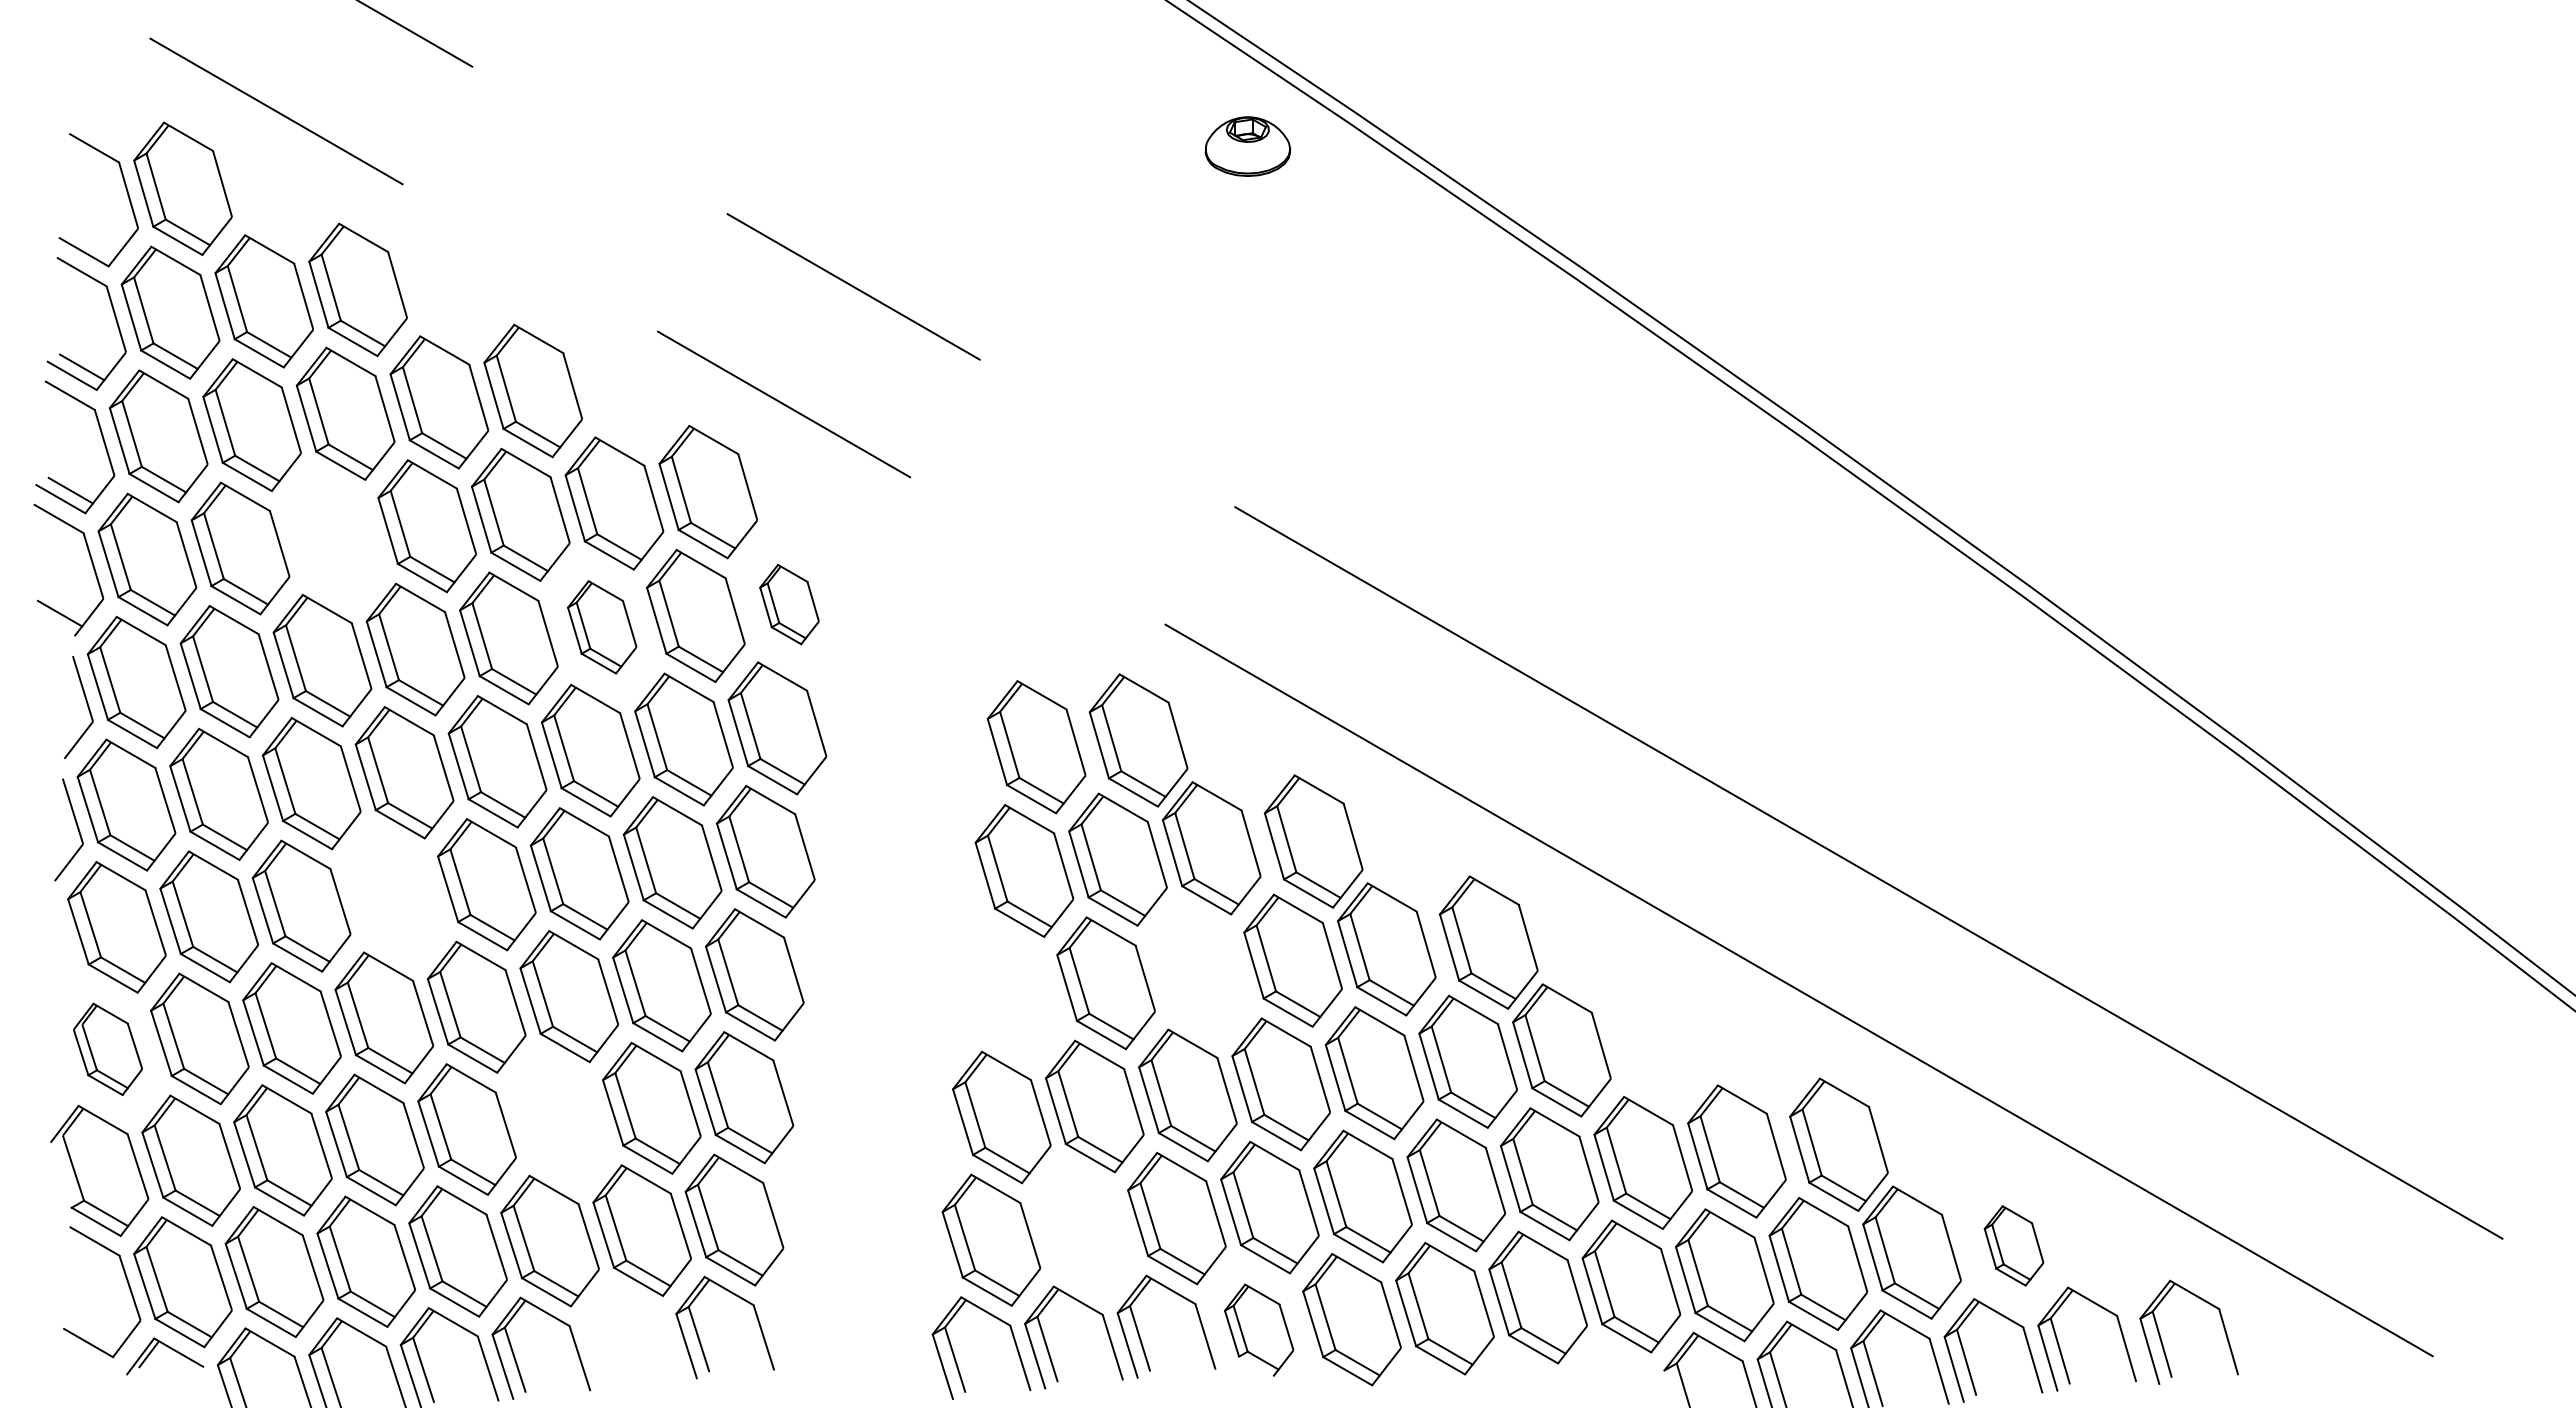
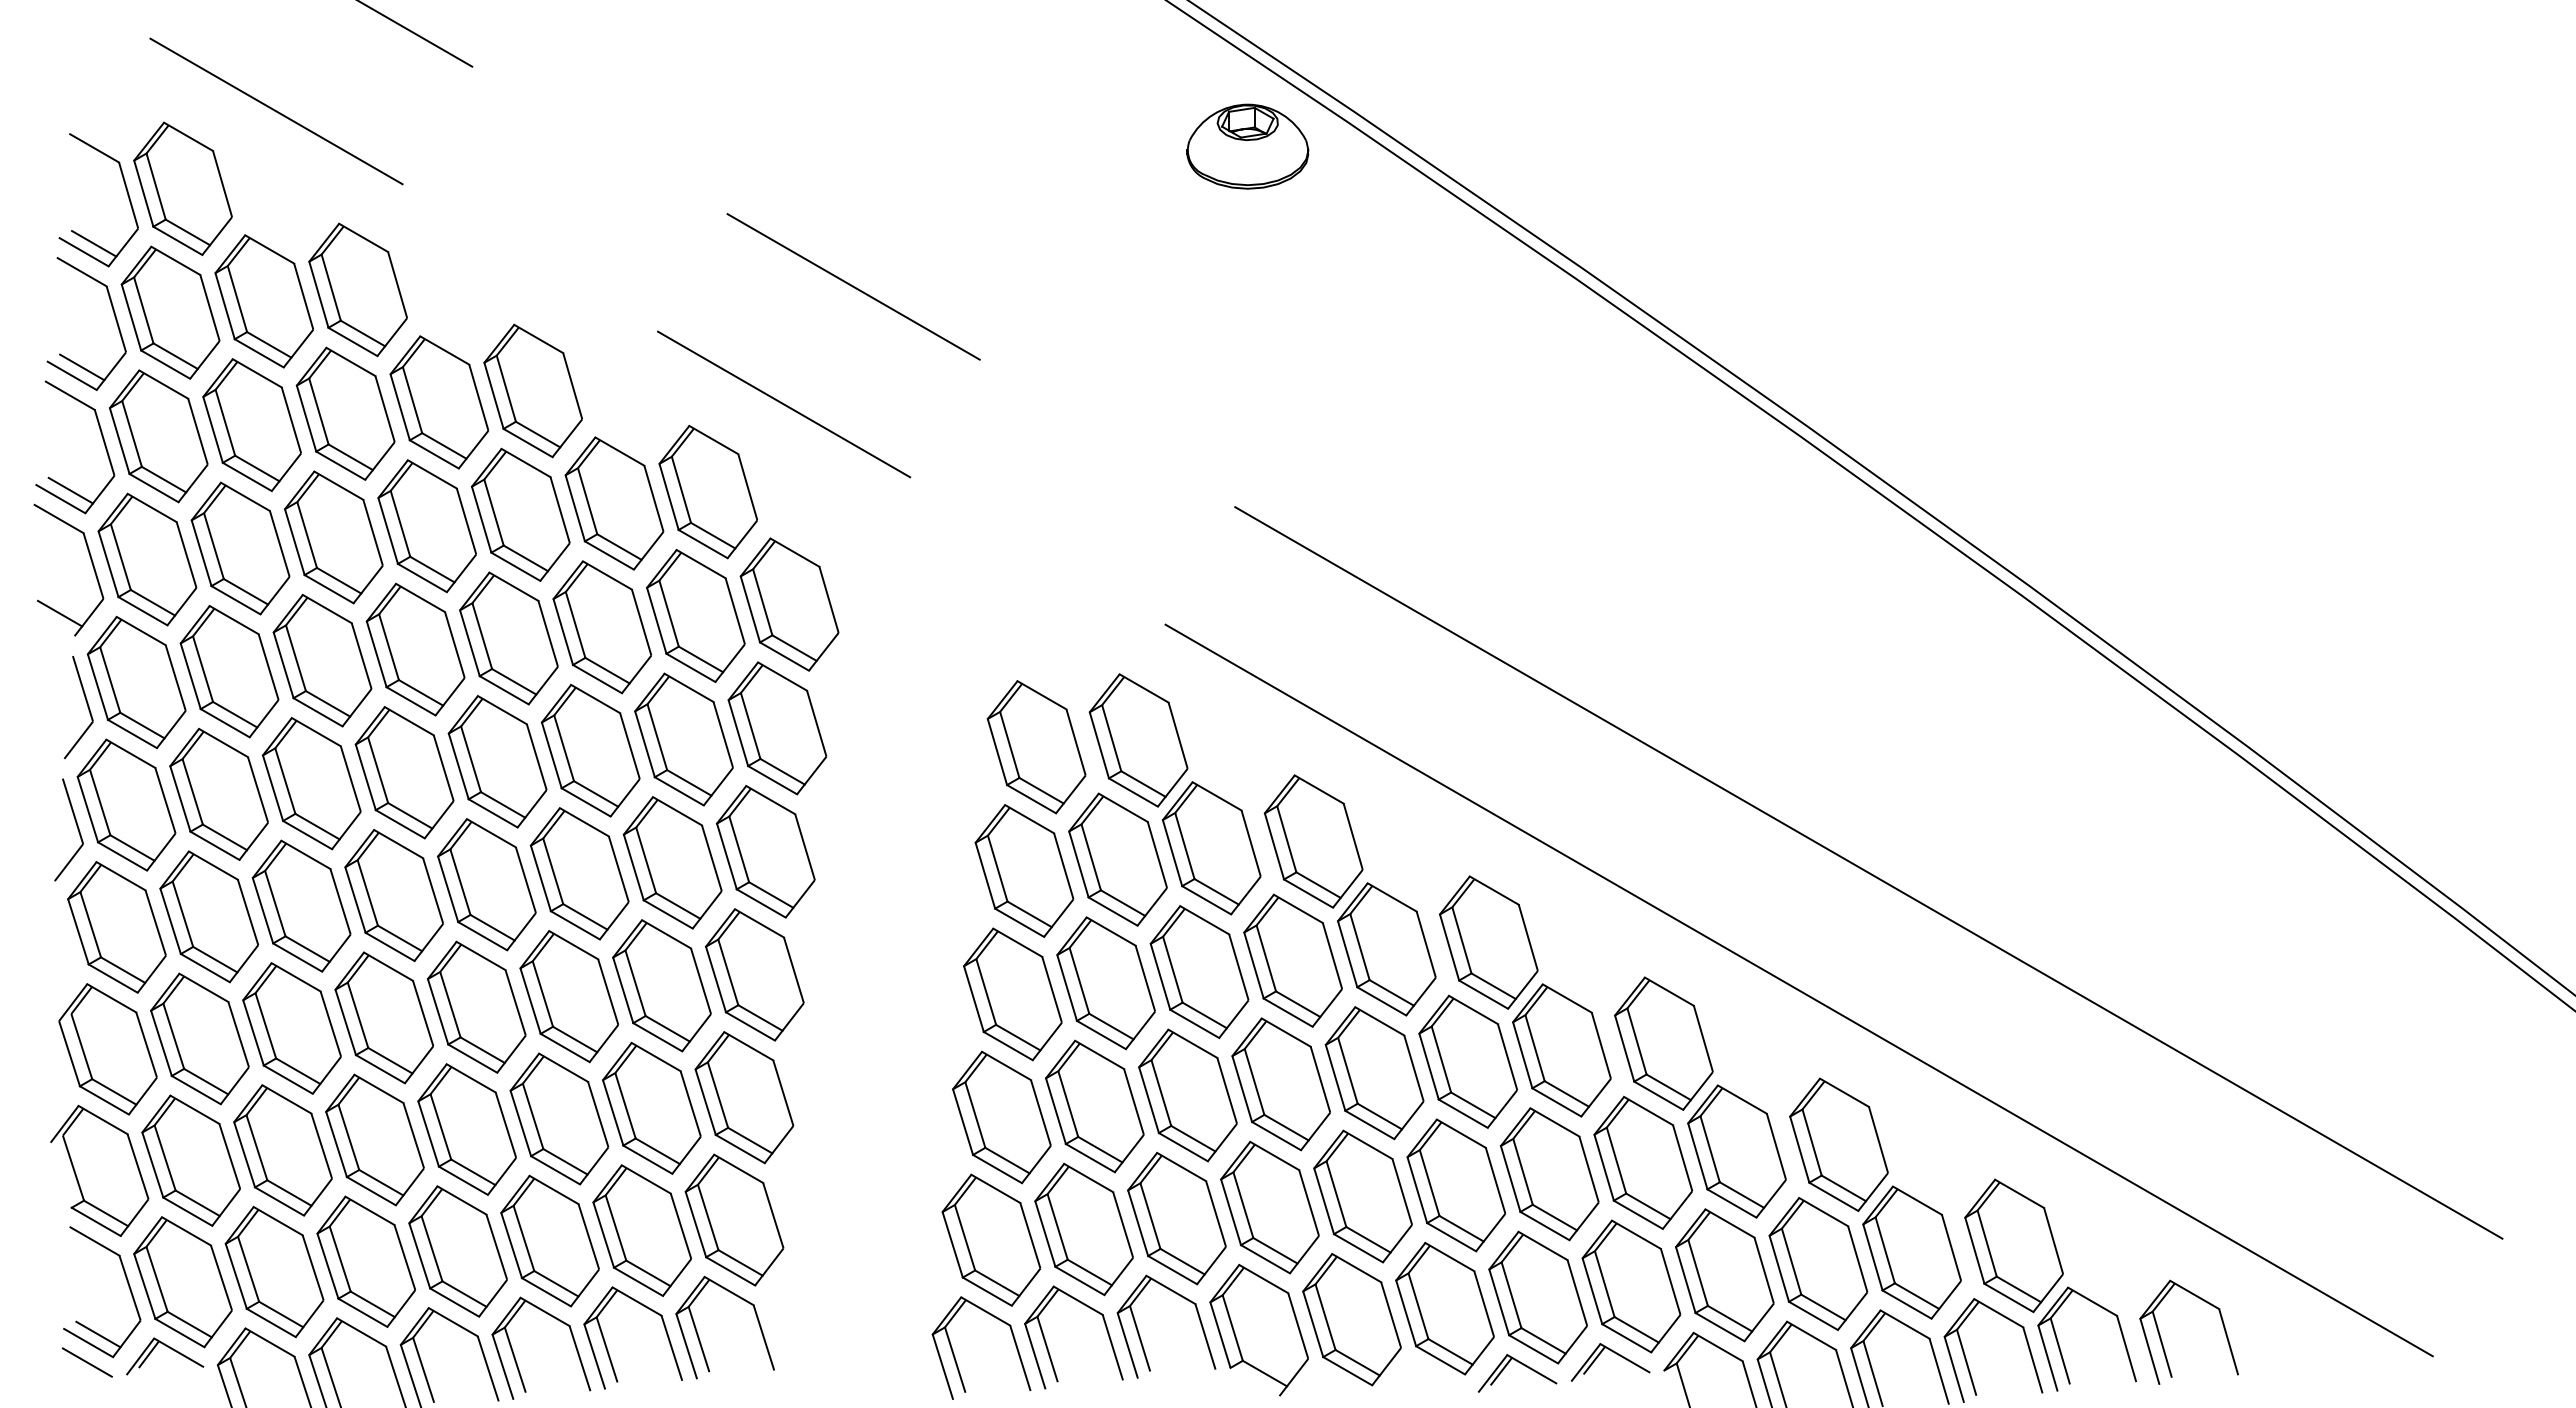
part size: 88x61 px -> 124x87 px (1247, 146)
line: none -> present (94, 243)
part: none -> present (333, 537)
part size: 61x83 px -> 101x135 px (789, 604)
part size: 71x95 px -> 100x135 px (601, 627)
part: none -> present (393, 895)
part: none -> present (1199, 972)
part: none -> present (1012, 994)
part: none -> present (1663, 1043)
part size: 70x94 px -> 100x133 px (107, 1049)
part: none -> present (559, 1118)
part: none -> present (1083, 1229)
part size: 62x82 px -> 100x136 px (2013, 1245)
part size: 72x94 px -> 100x133 px (1258, 1330)
line: none -> present (98, 1334)
part: none -> present (606, 1344)
part: none -> present (1614, 1353)
line: none -> present (86, 1362)
part: none -> present (1521, 1364)
